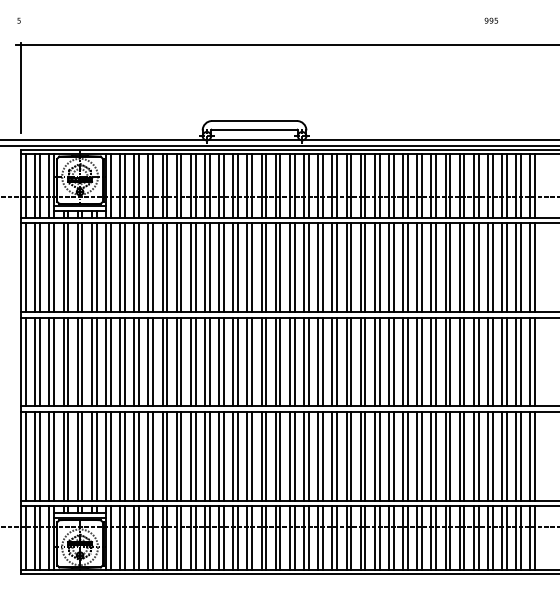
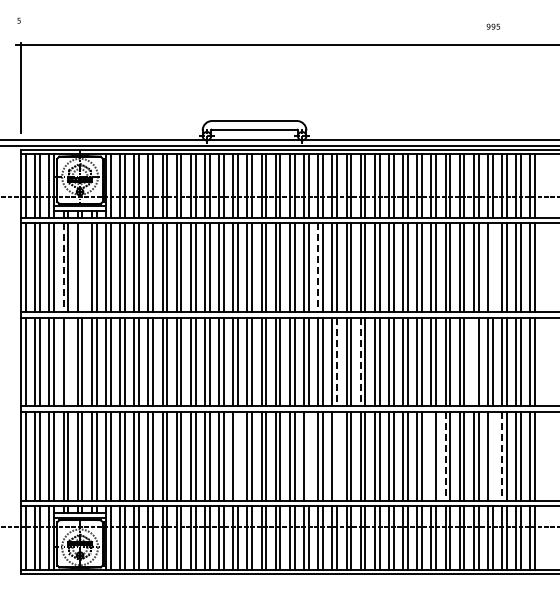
text position: (491, 20) -> (493, 26) (493, 26)
line: present -> none (82, 267)
line: present -> none (492, 267)
line: solid -> dashed (63, 268)
line: solid -> dashed (318, 268)
line: present -> none (68, 361)
line: present -> none (473, 361)
line: solid -> dashed (337, 362)
line: solid -> dashed (360, 362)
line: present -> none (238, 456)
line: present -> none (308, 456)
line: present -> none (337, 456)
line: present -> none (431, 456)
line: solid -> dashed (445, 456)
line: present -> none (492, 456)
line: solid -> dashed (502, 456)
